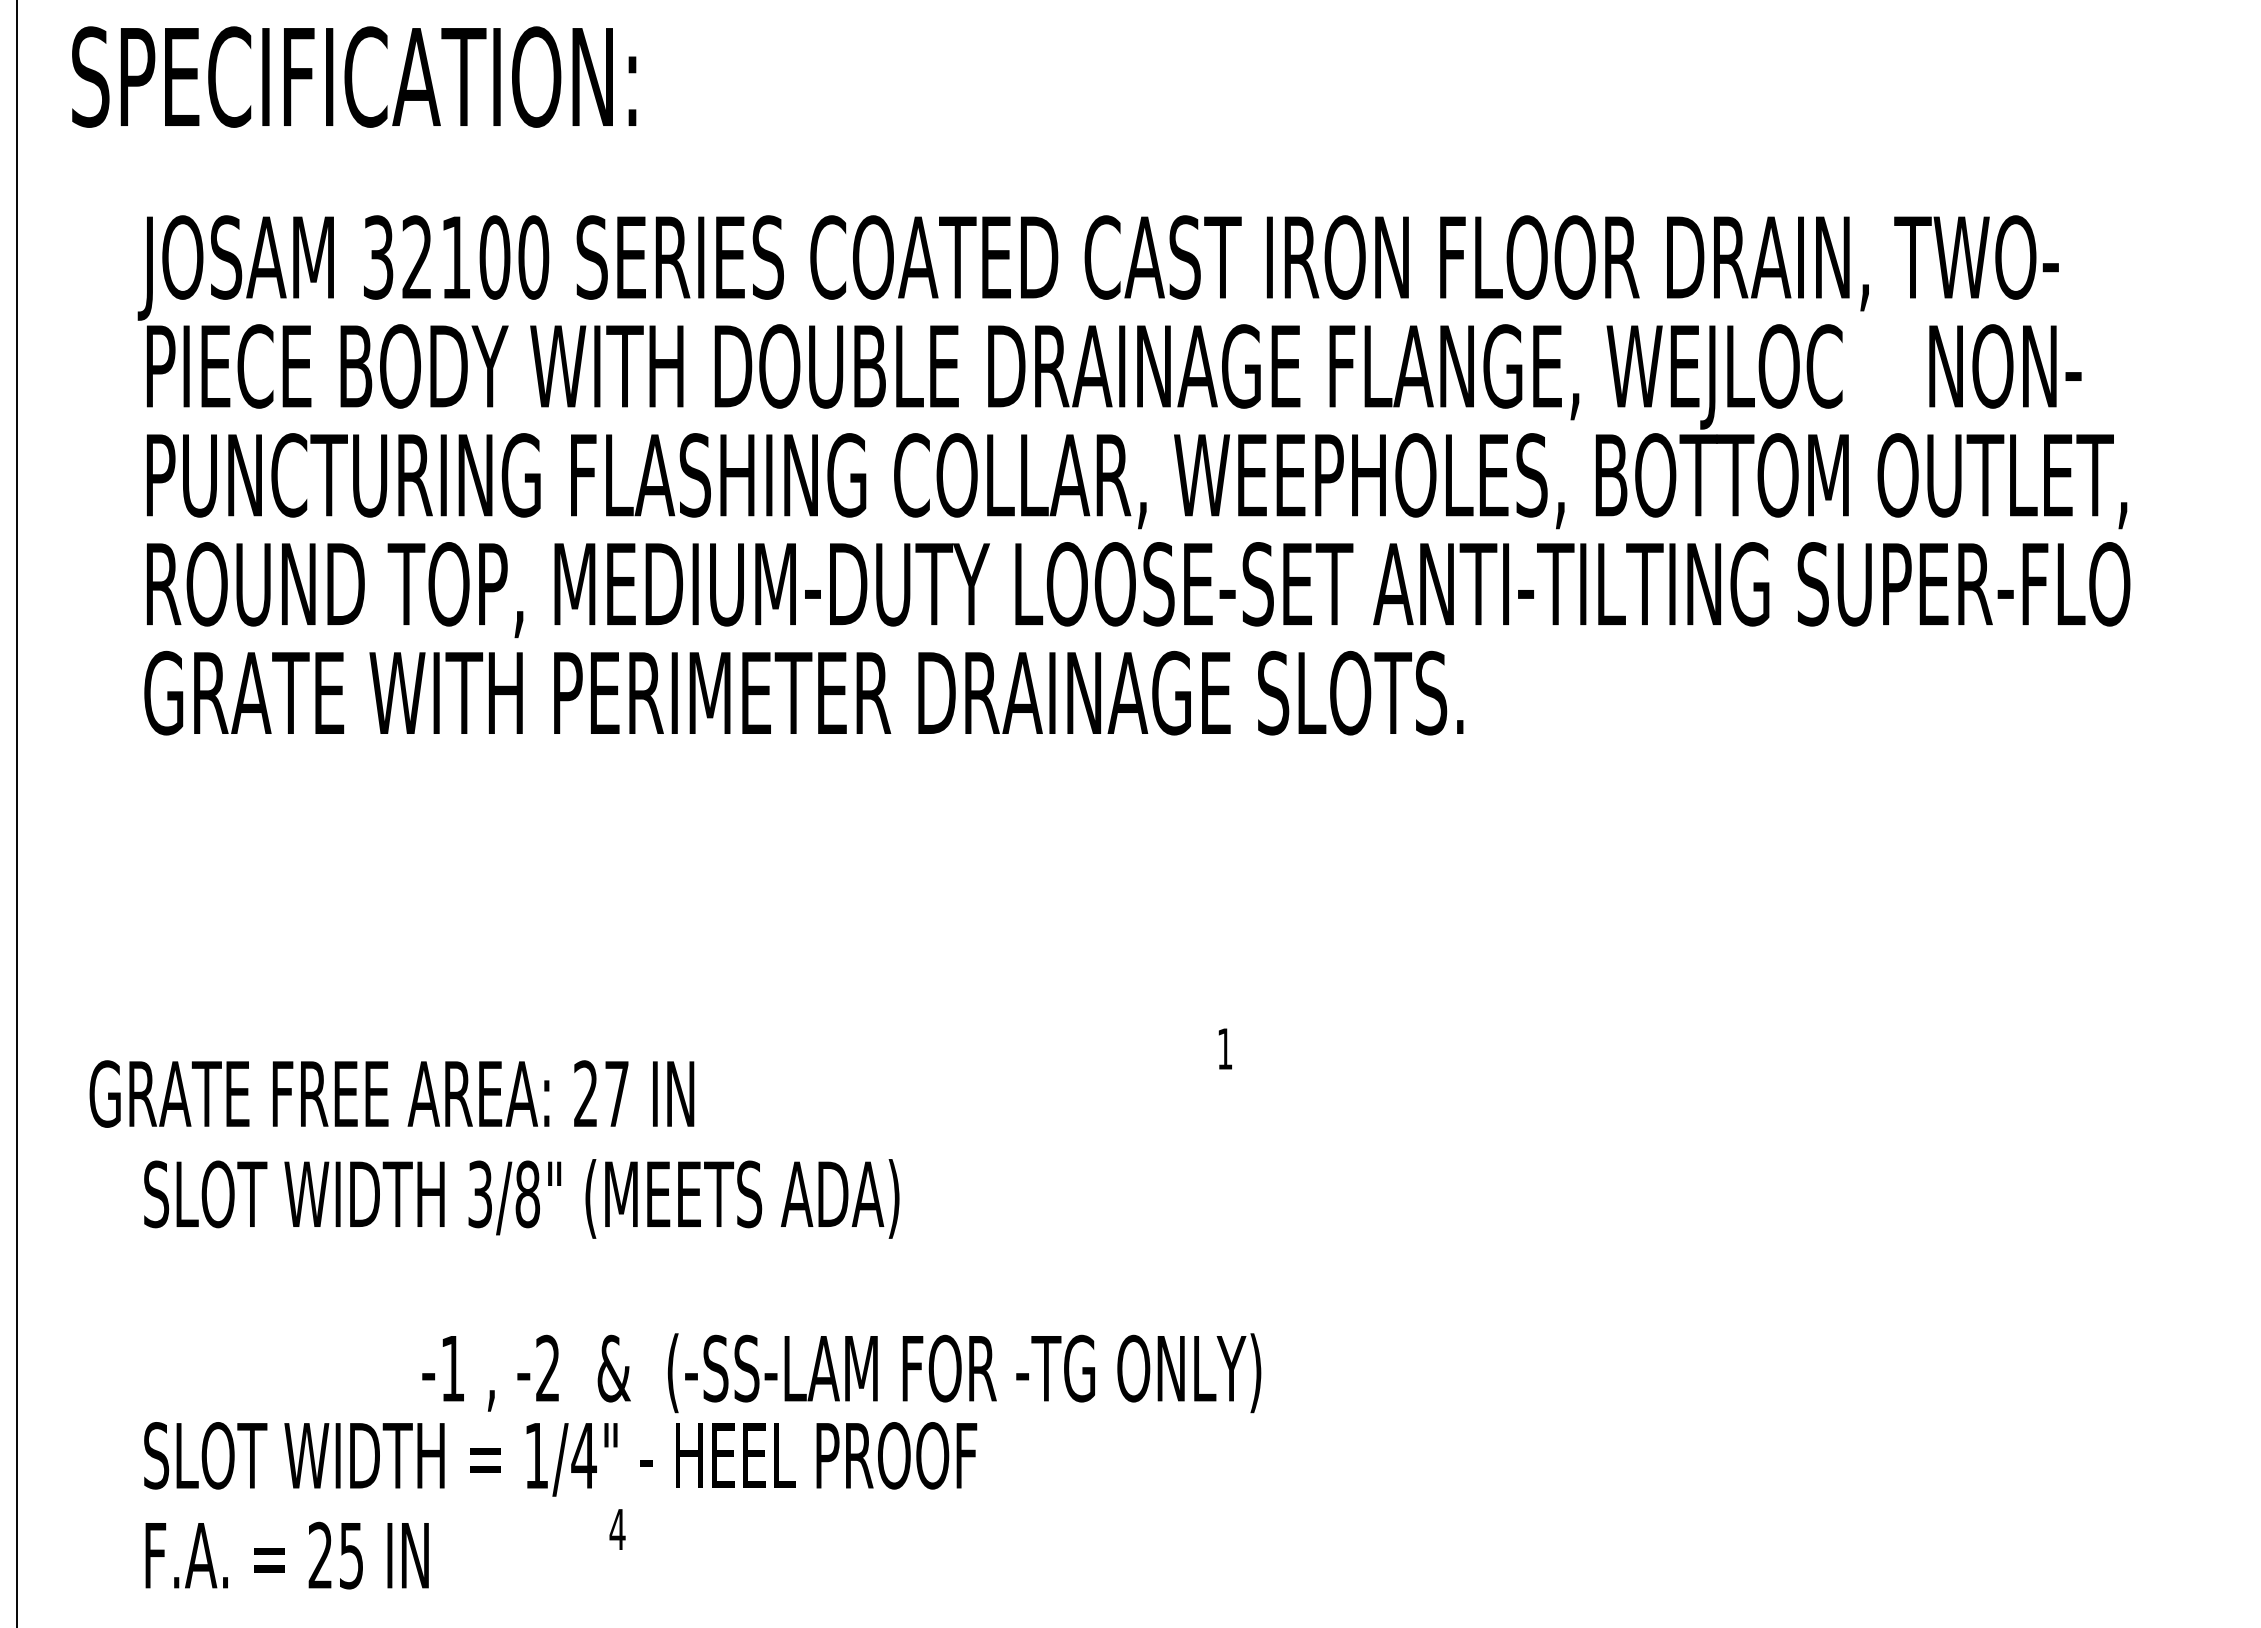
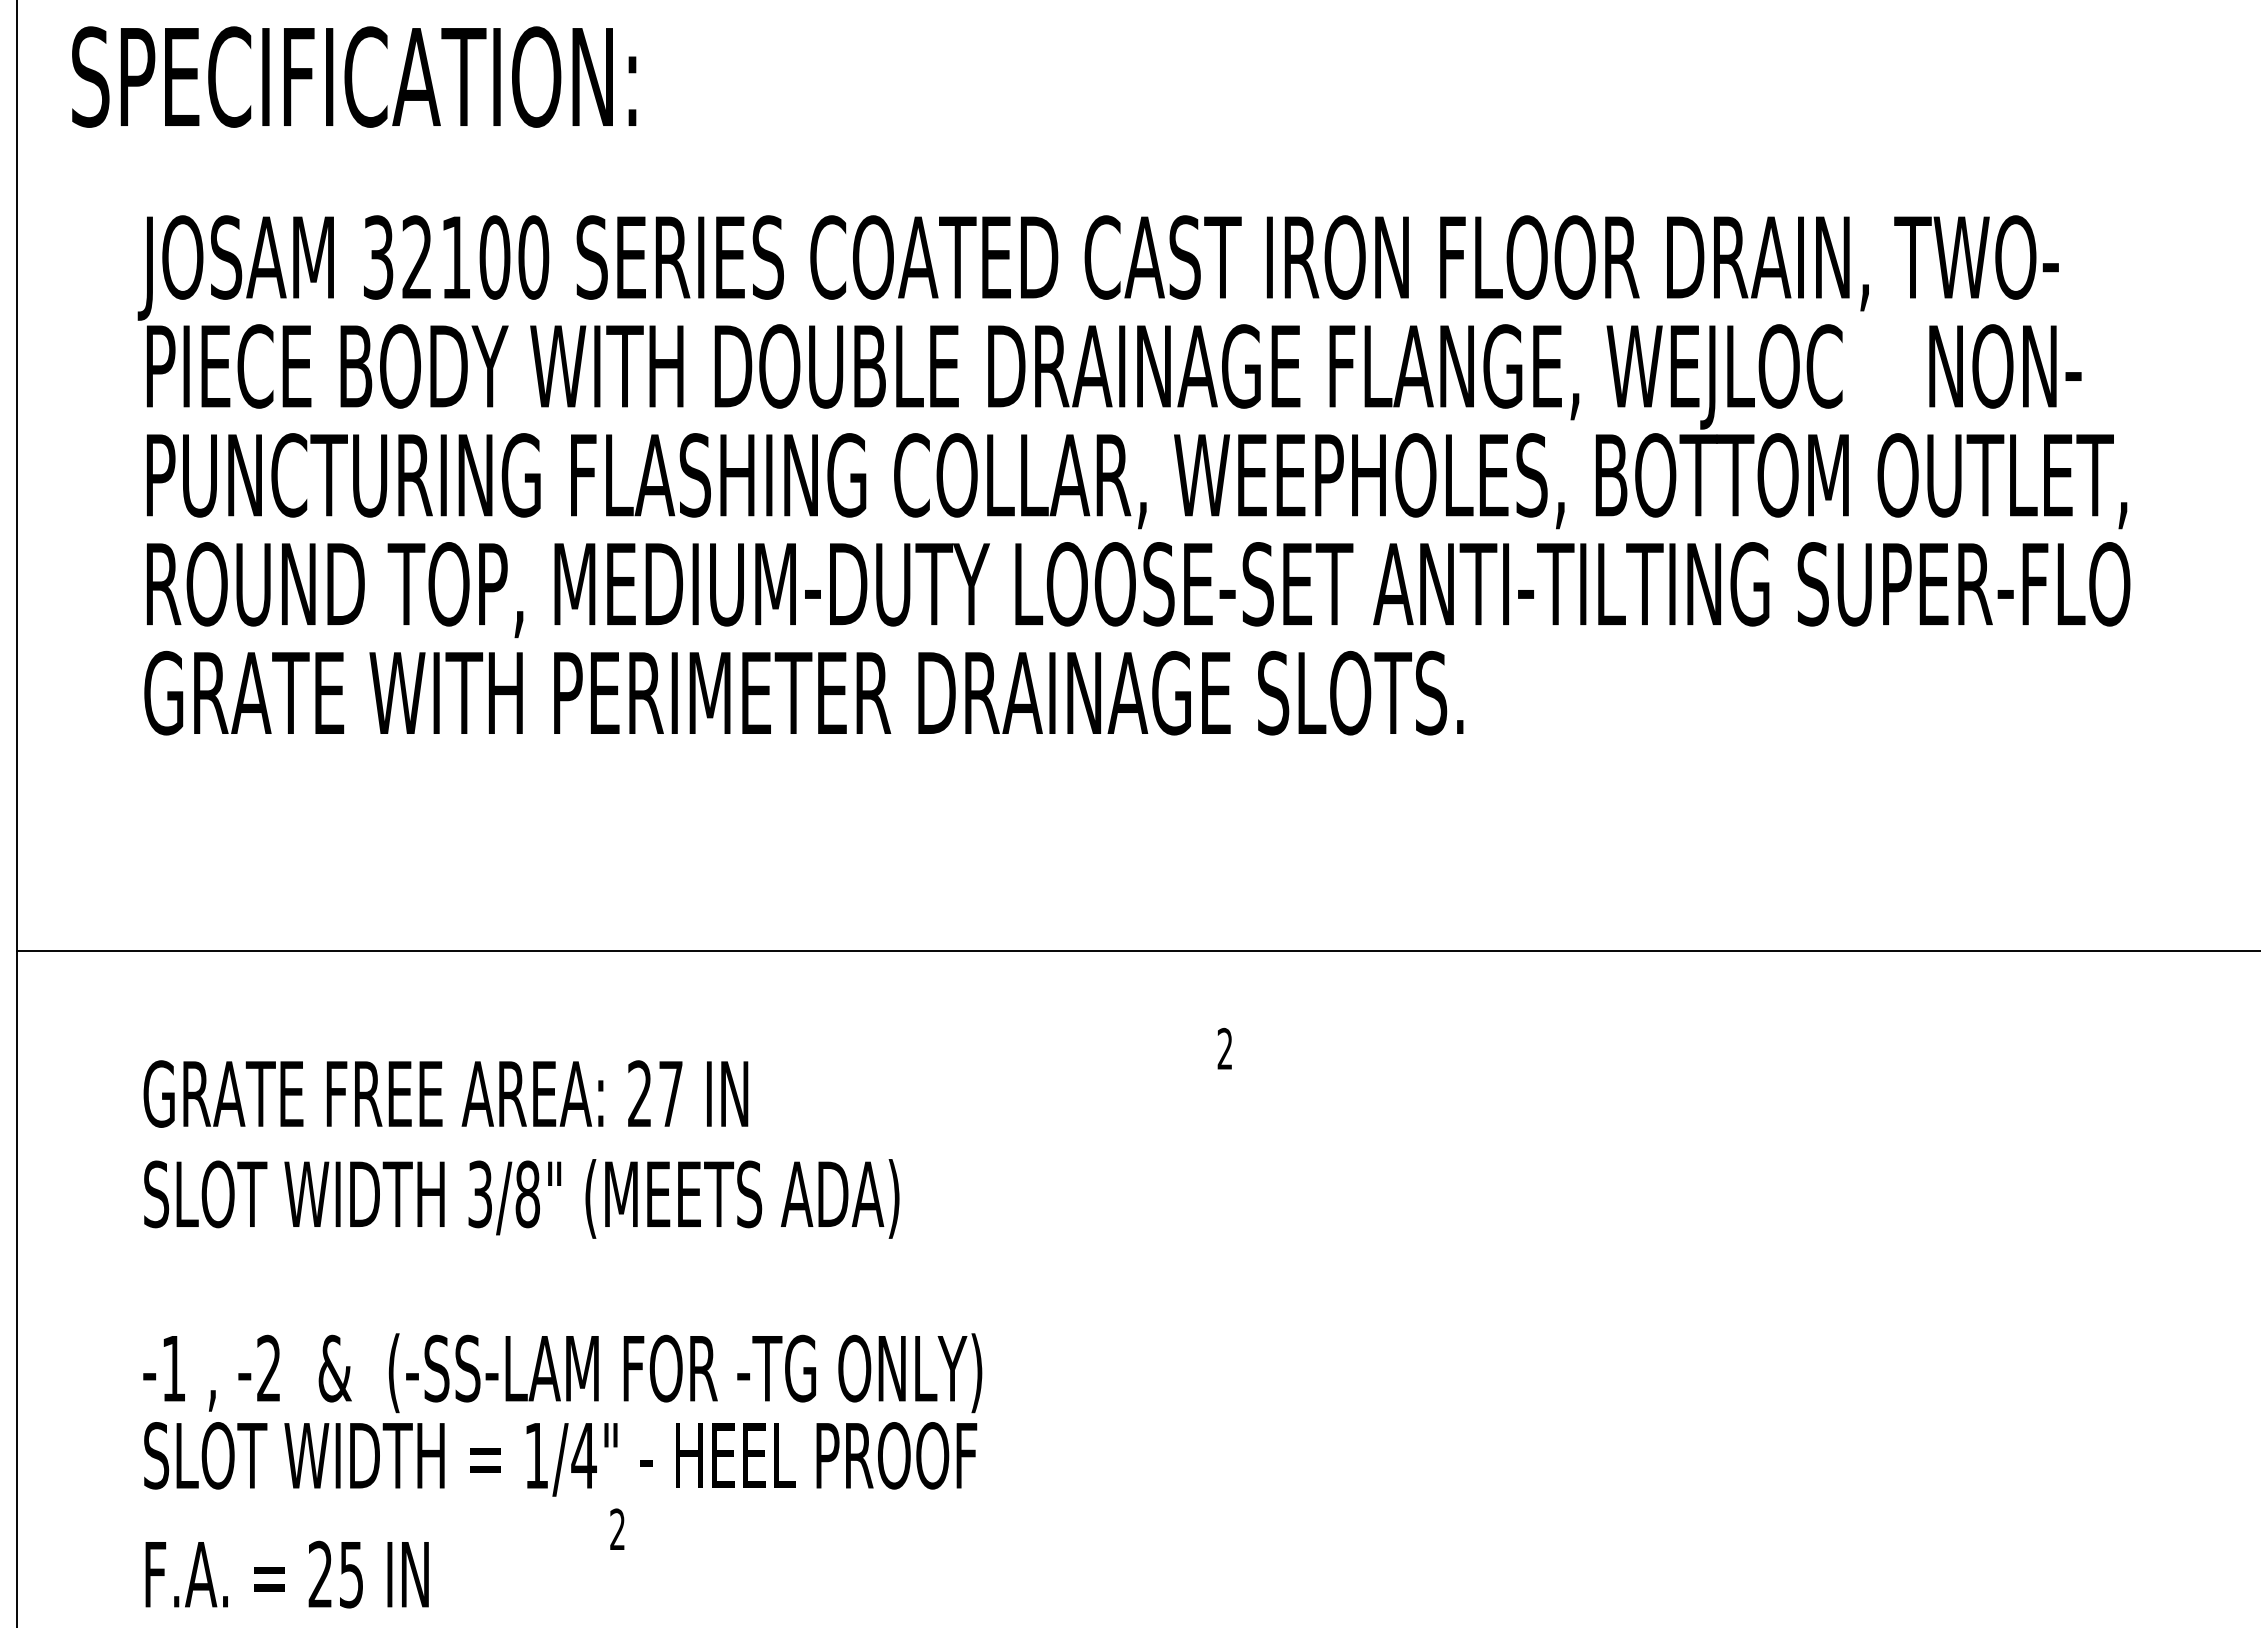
line: none -> present (1137, 950)
text: 1 -> 2 (1224, 1048)
text position: (391, 1093) -> (445, 1093) (445, 1093)
text position: (841, 1373) -> (562, 1373) (562, 1373)
text: 4 -> 2 (617, 1528)
text position: (286, 1555) -> (286, 1574) (286, 1574)
